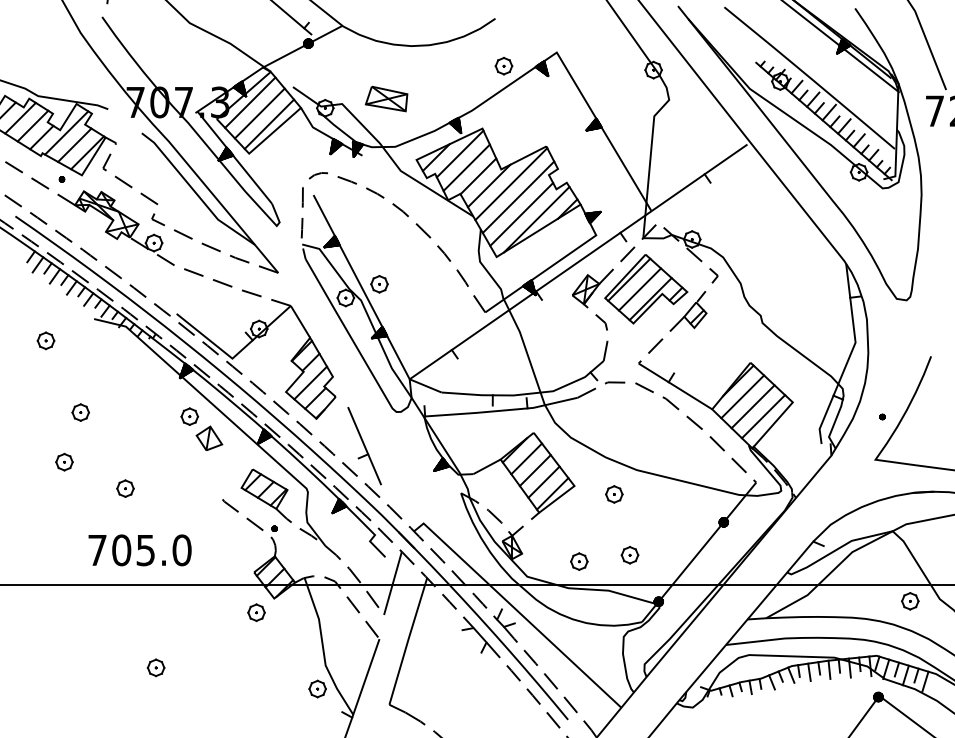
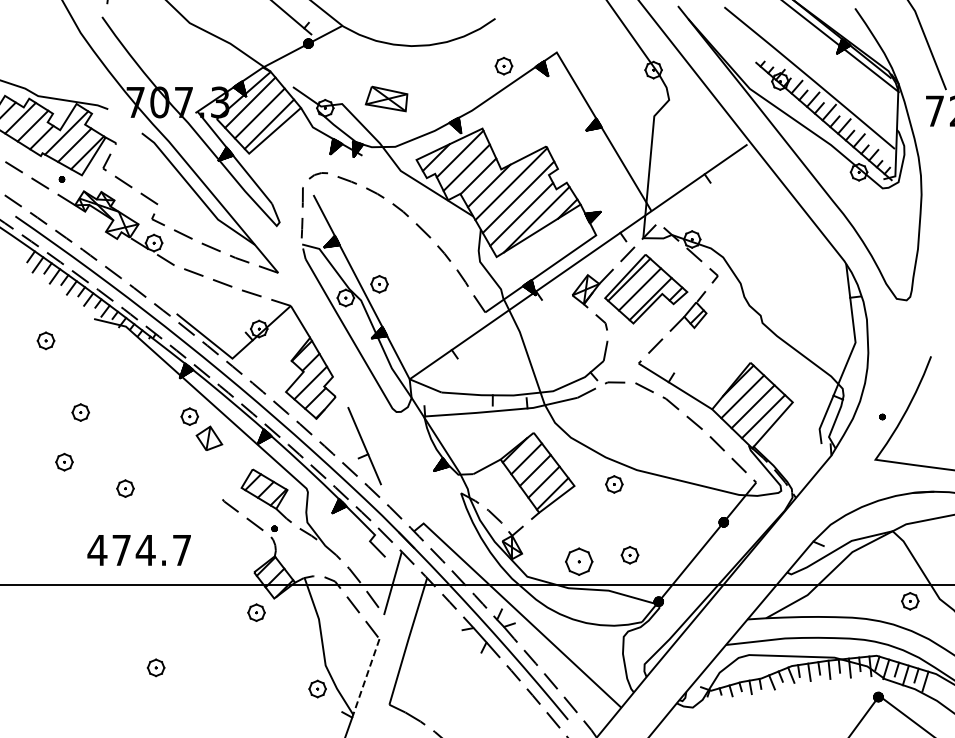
part position: (614, 494) -> (614, 484) (614, 484)
text: 705.0 -> 474.7 (139, 550)
part size: 19x19 px -> 29x29 px (579, 561)
line: solid -> dashed (365, 678)
